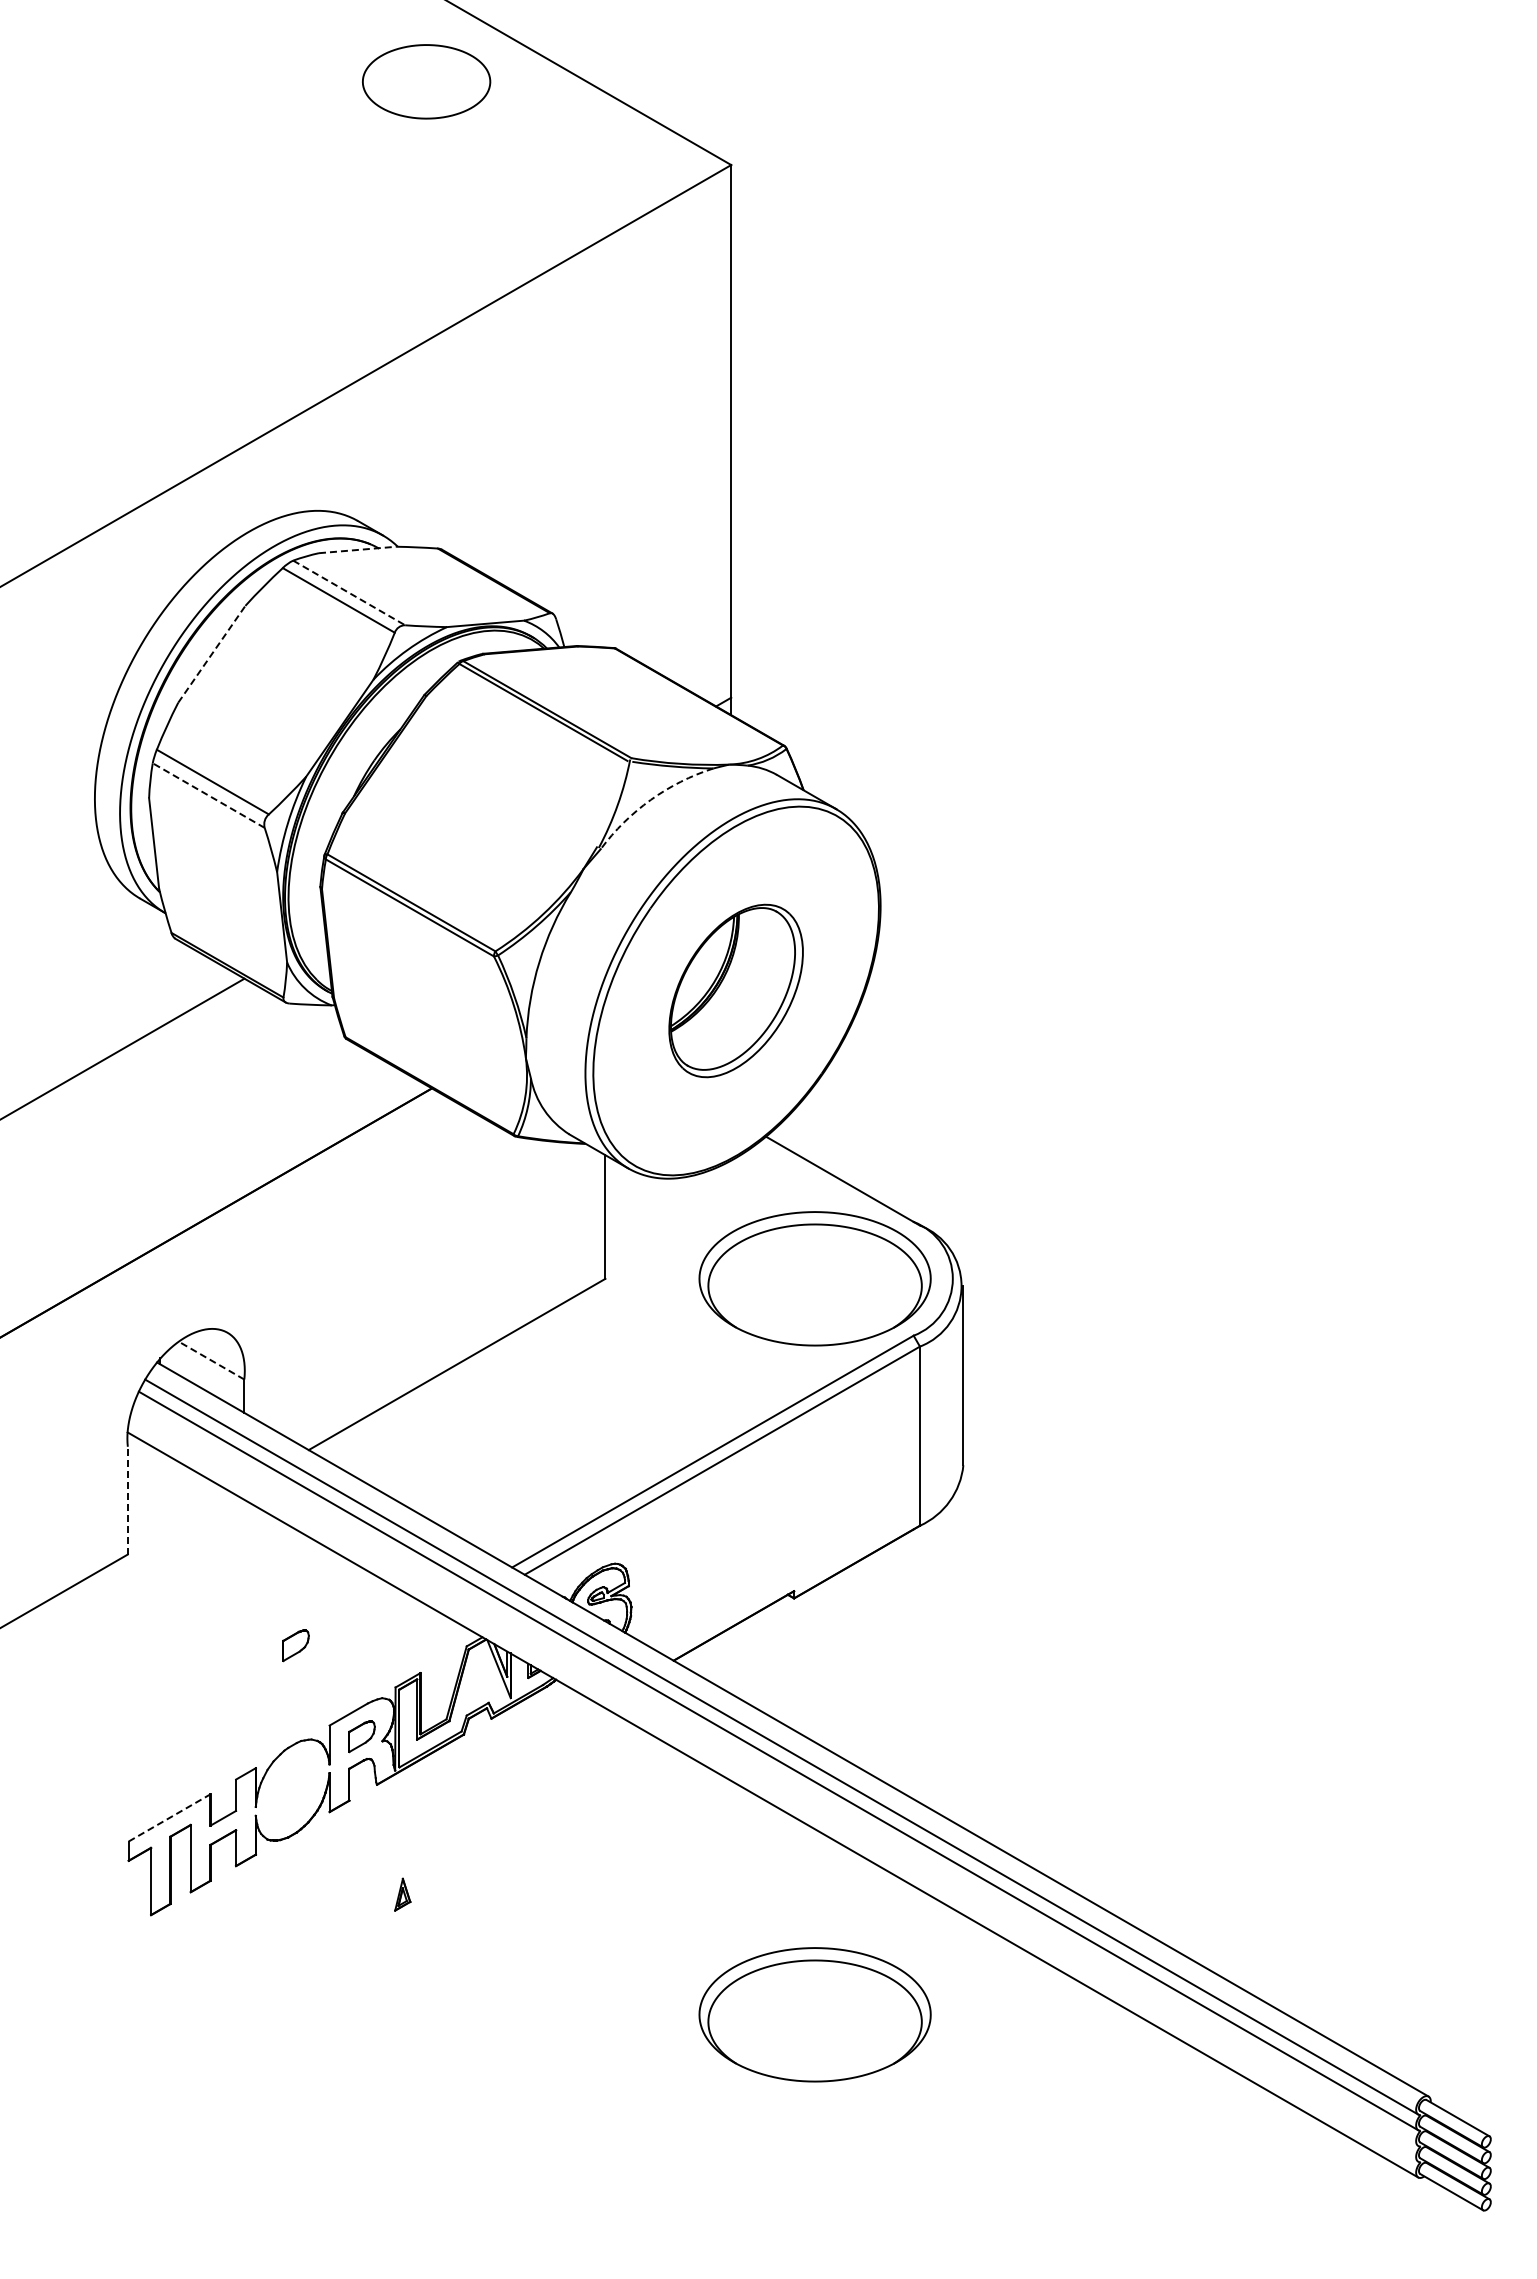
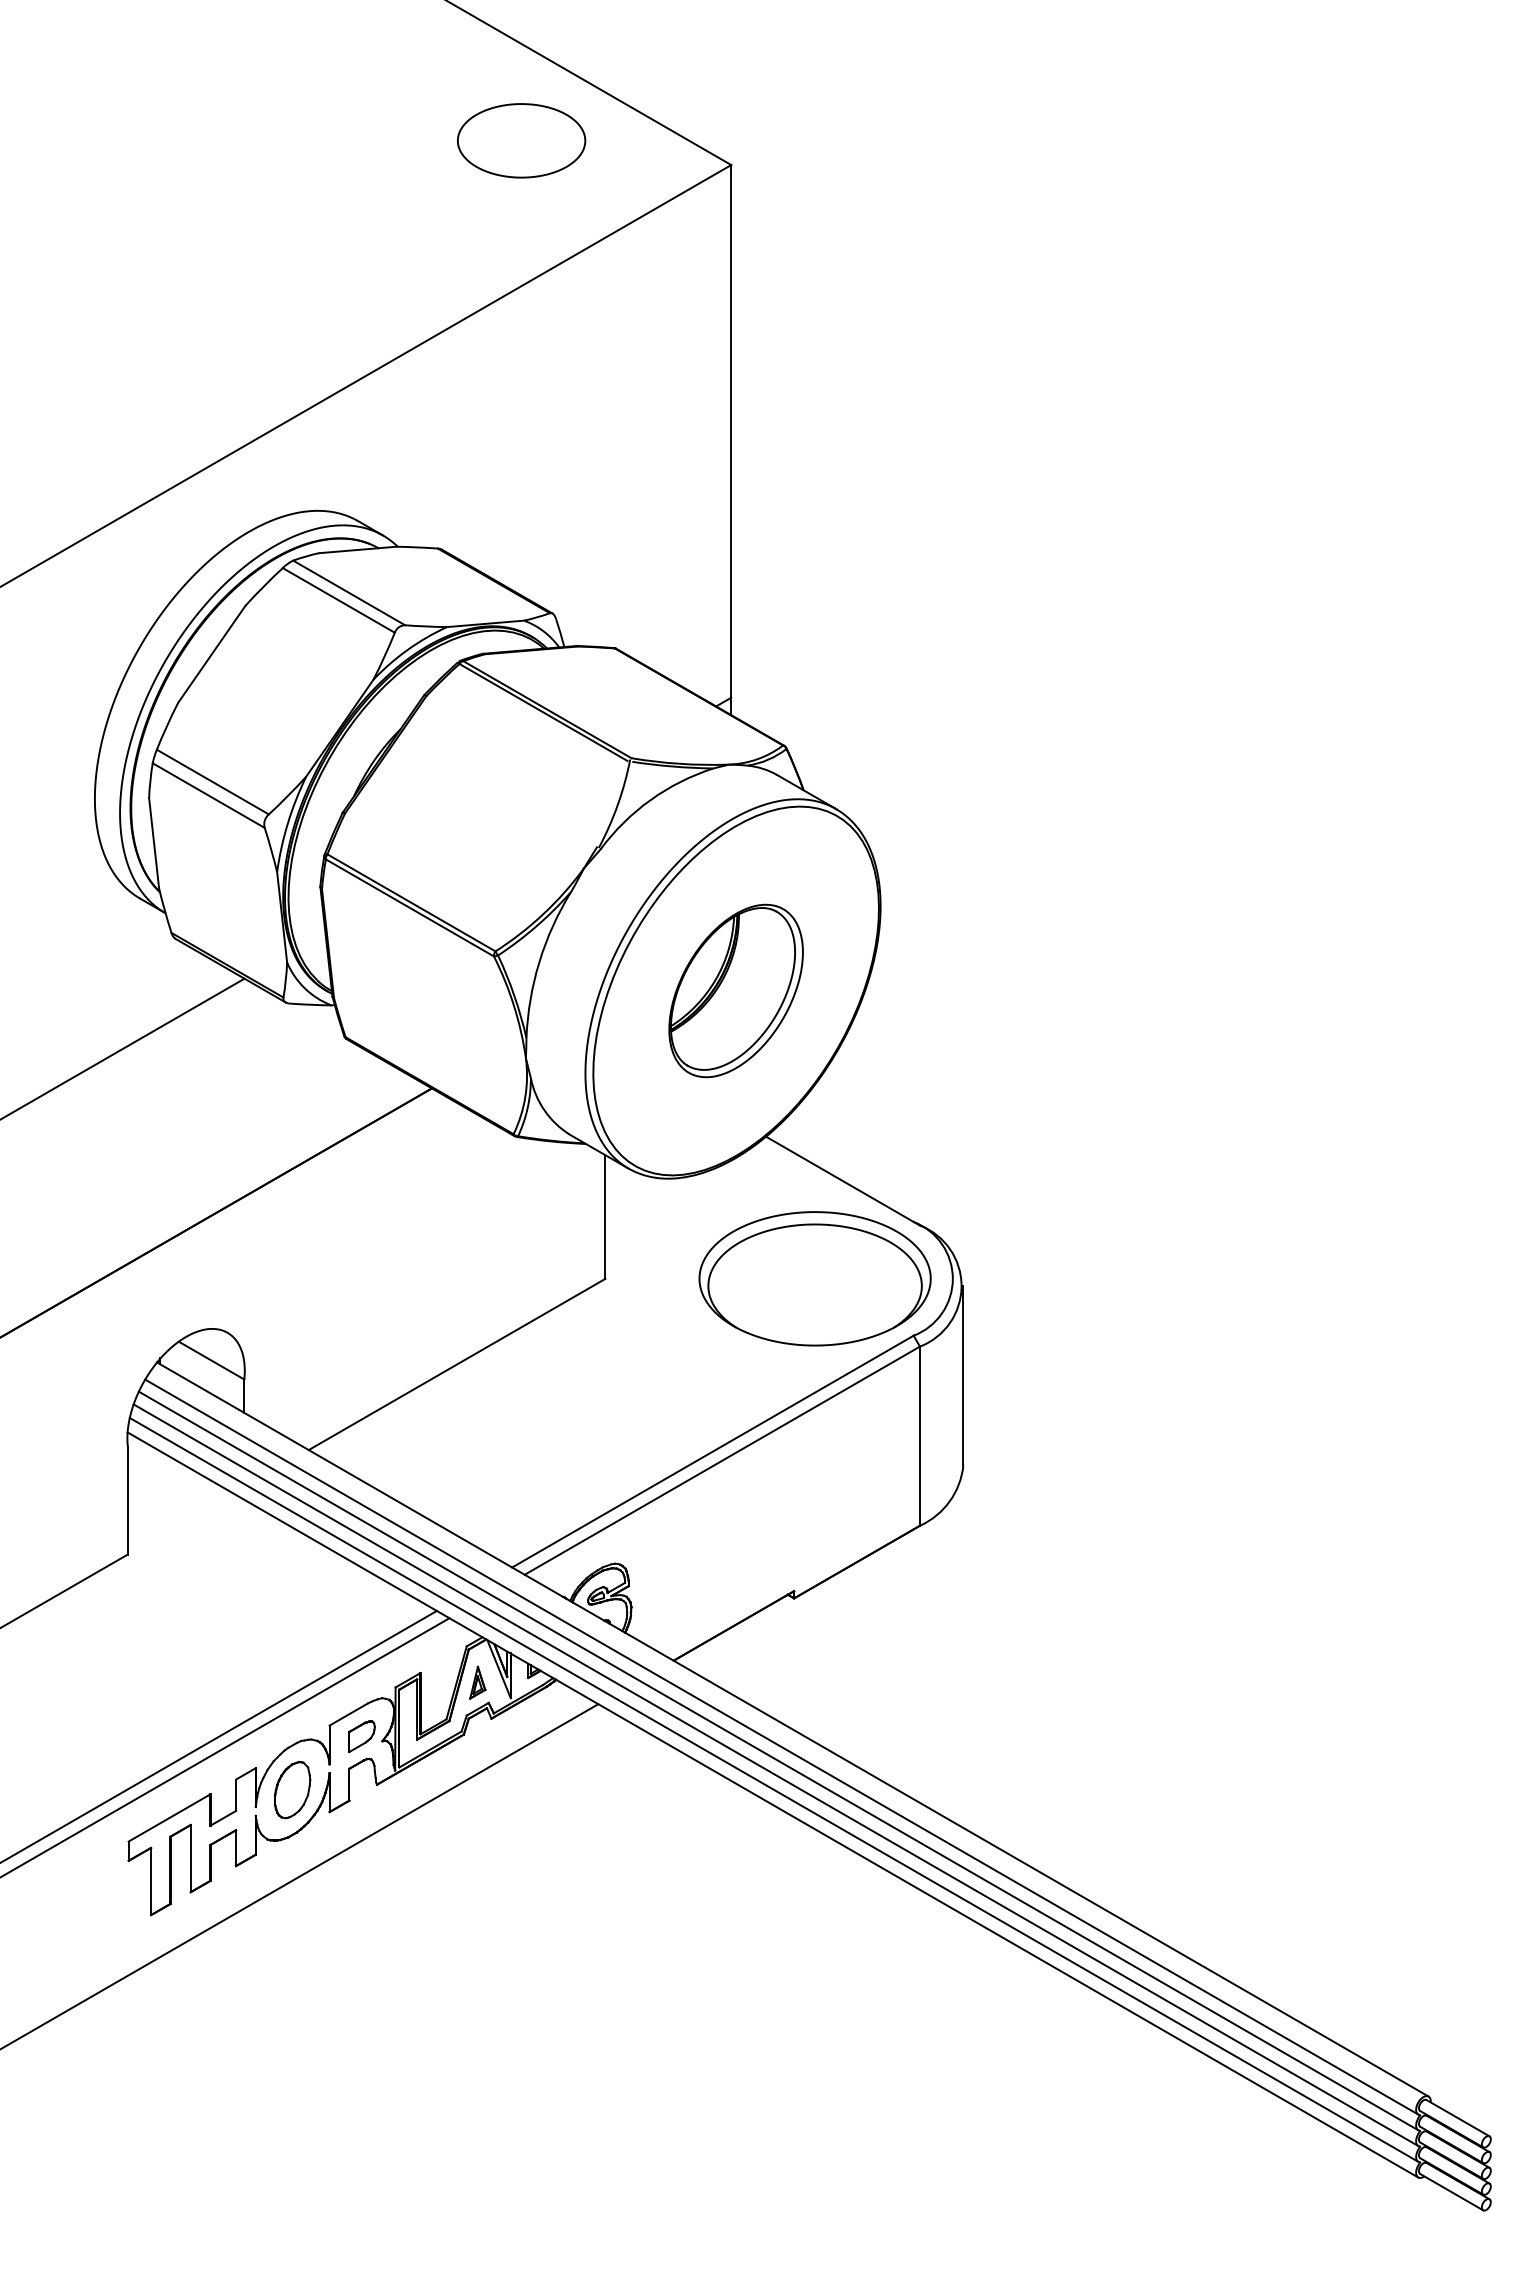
part position: (426, 81) -> (521, 140) (521, 140)
line: dashed -> solid (357, 549)
line: dashed -> solid (349, 592)
line: dashed -> solid (211, 654)
line: dashed -> solid (208, 795)
arc: dashed -> solid (650, 799)
line: dashed -> solid (211, 1360)
line: dashed -> solid (127, 1500)
part: present -> none (295, 1645)
line: none -> present (219, 1735)
line: none -> present (225, 1747)
line: none -> present (775, 1775)
line: none -> present (773, 1789)
part: none -> present (292, 1790)
line: dashed -> solid (170, 1817)
line: none -> present (300, 1876)
part position: (402, 1894) -> (477, 1682) (477, 1682)
part: present -> none (814, 2014)
